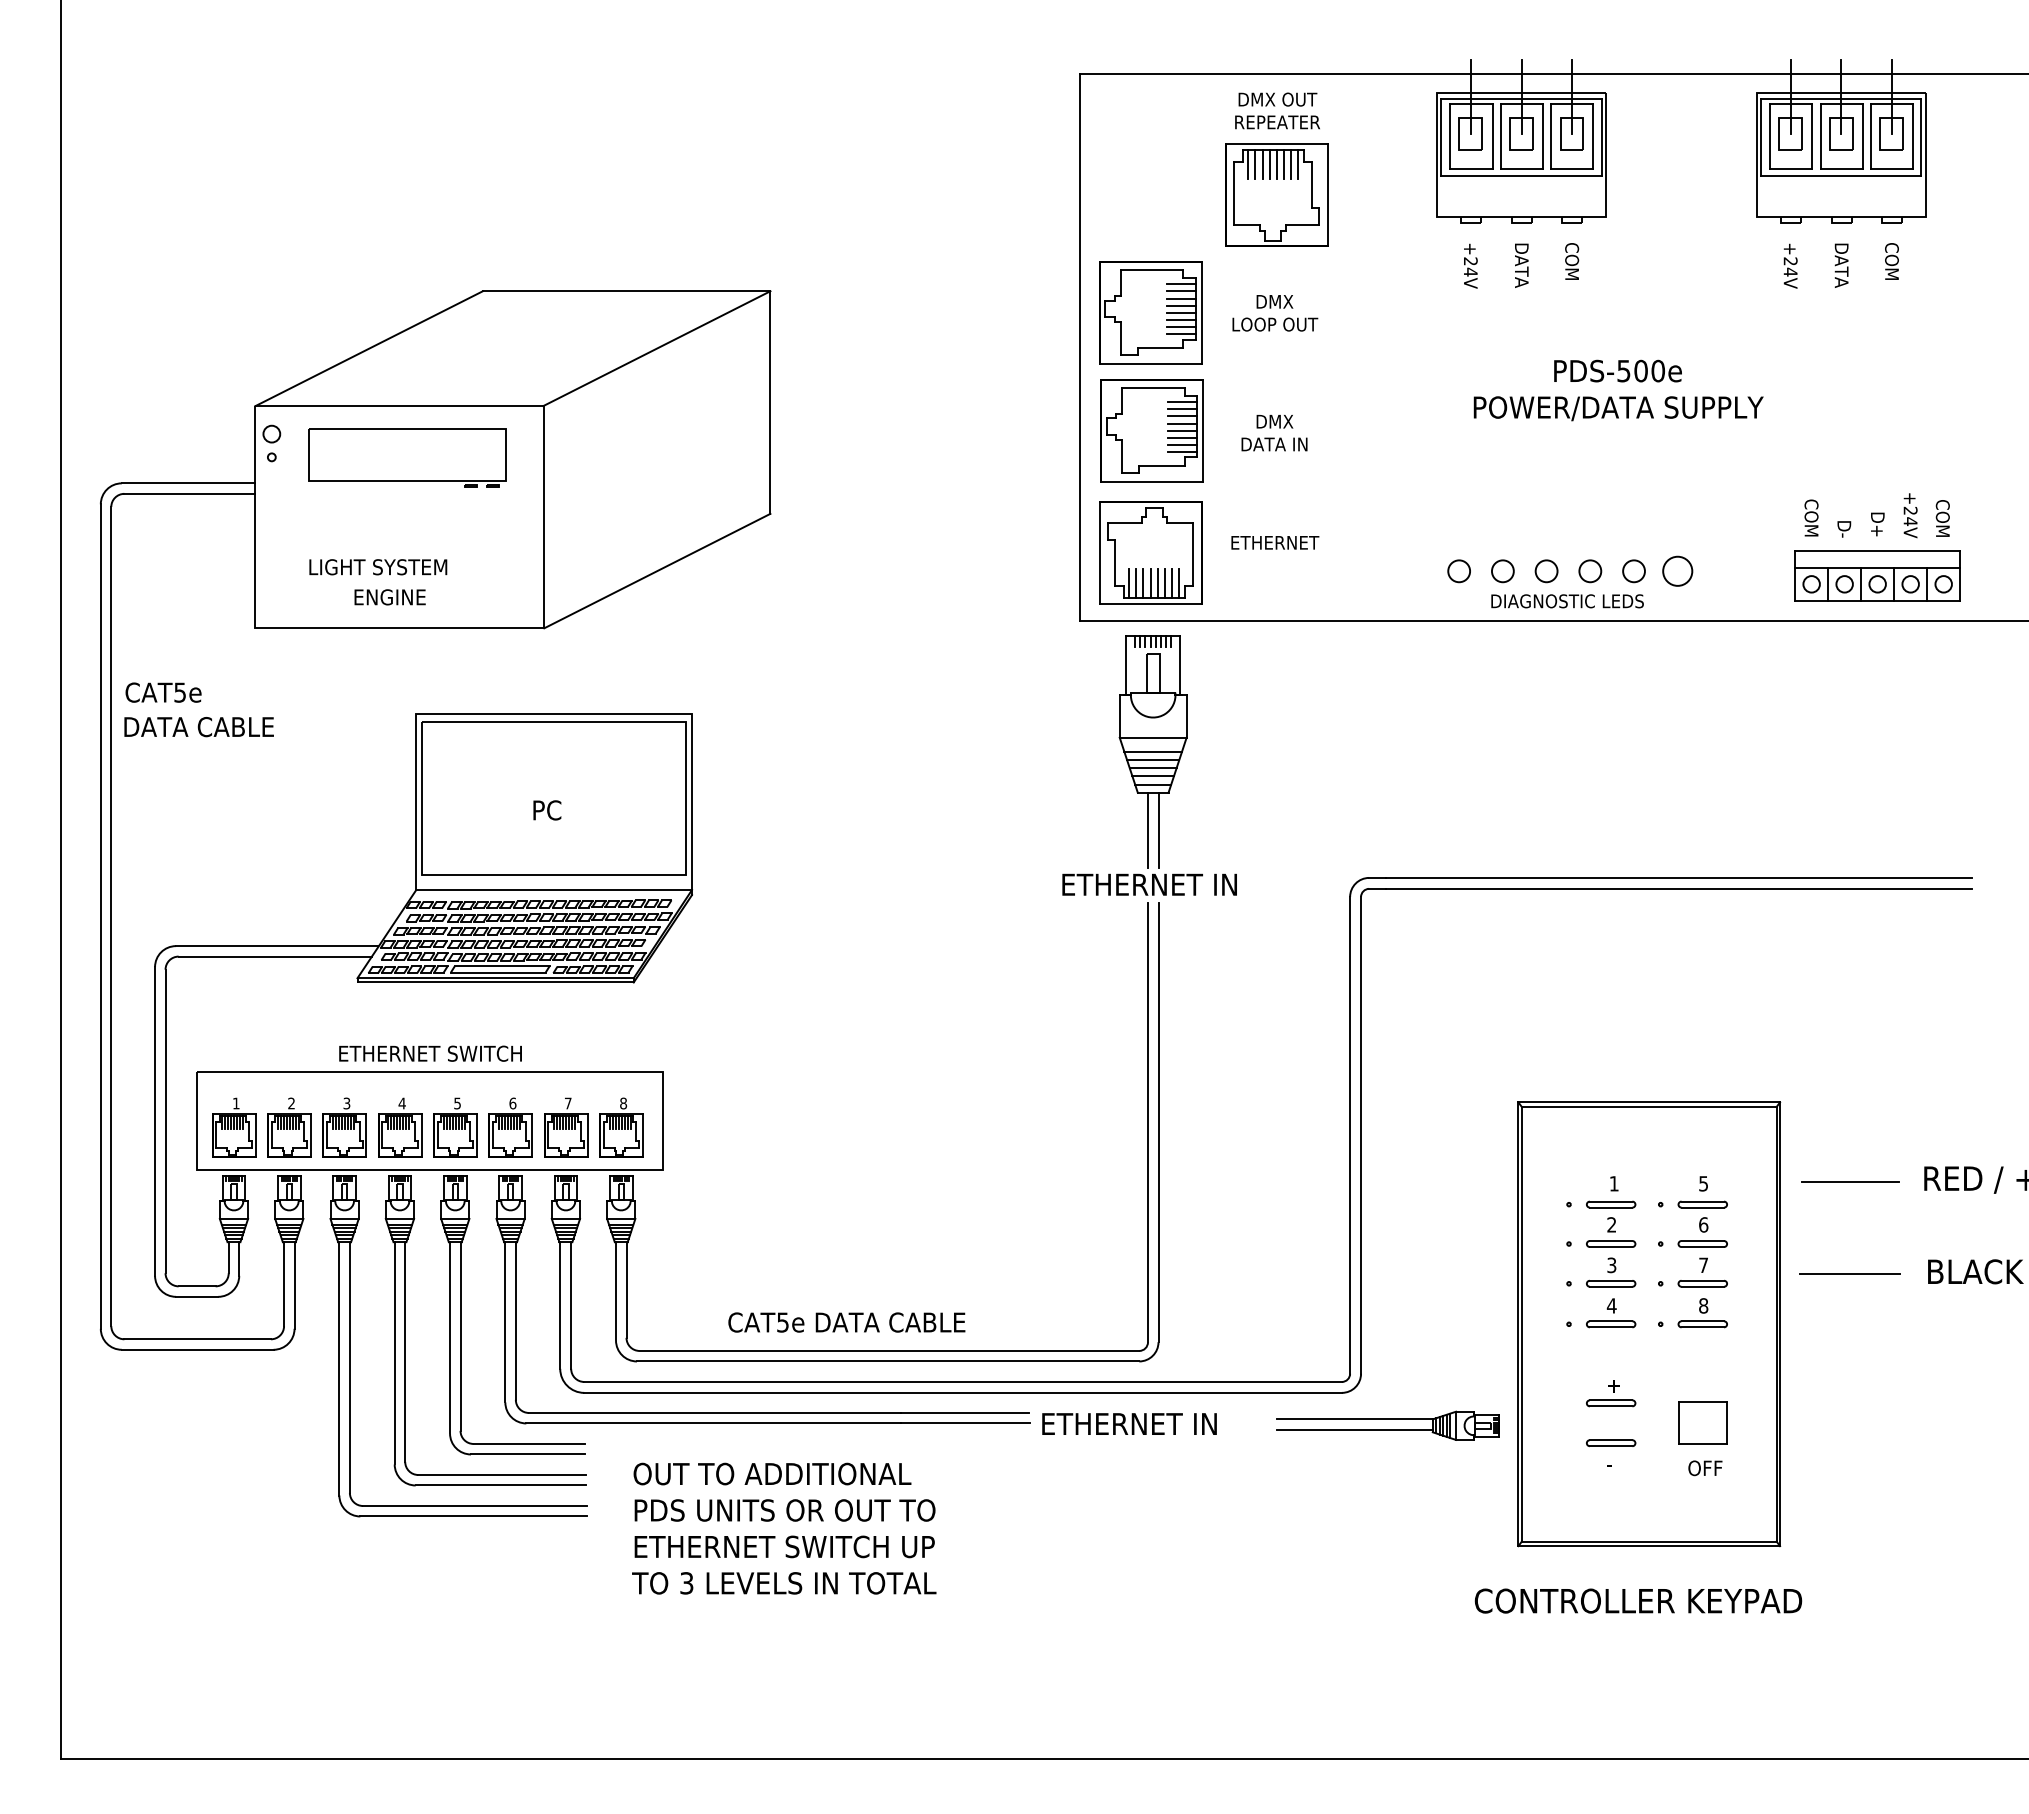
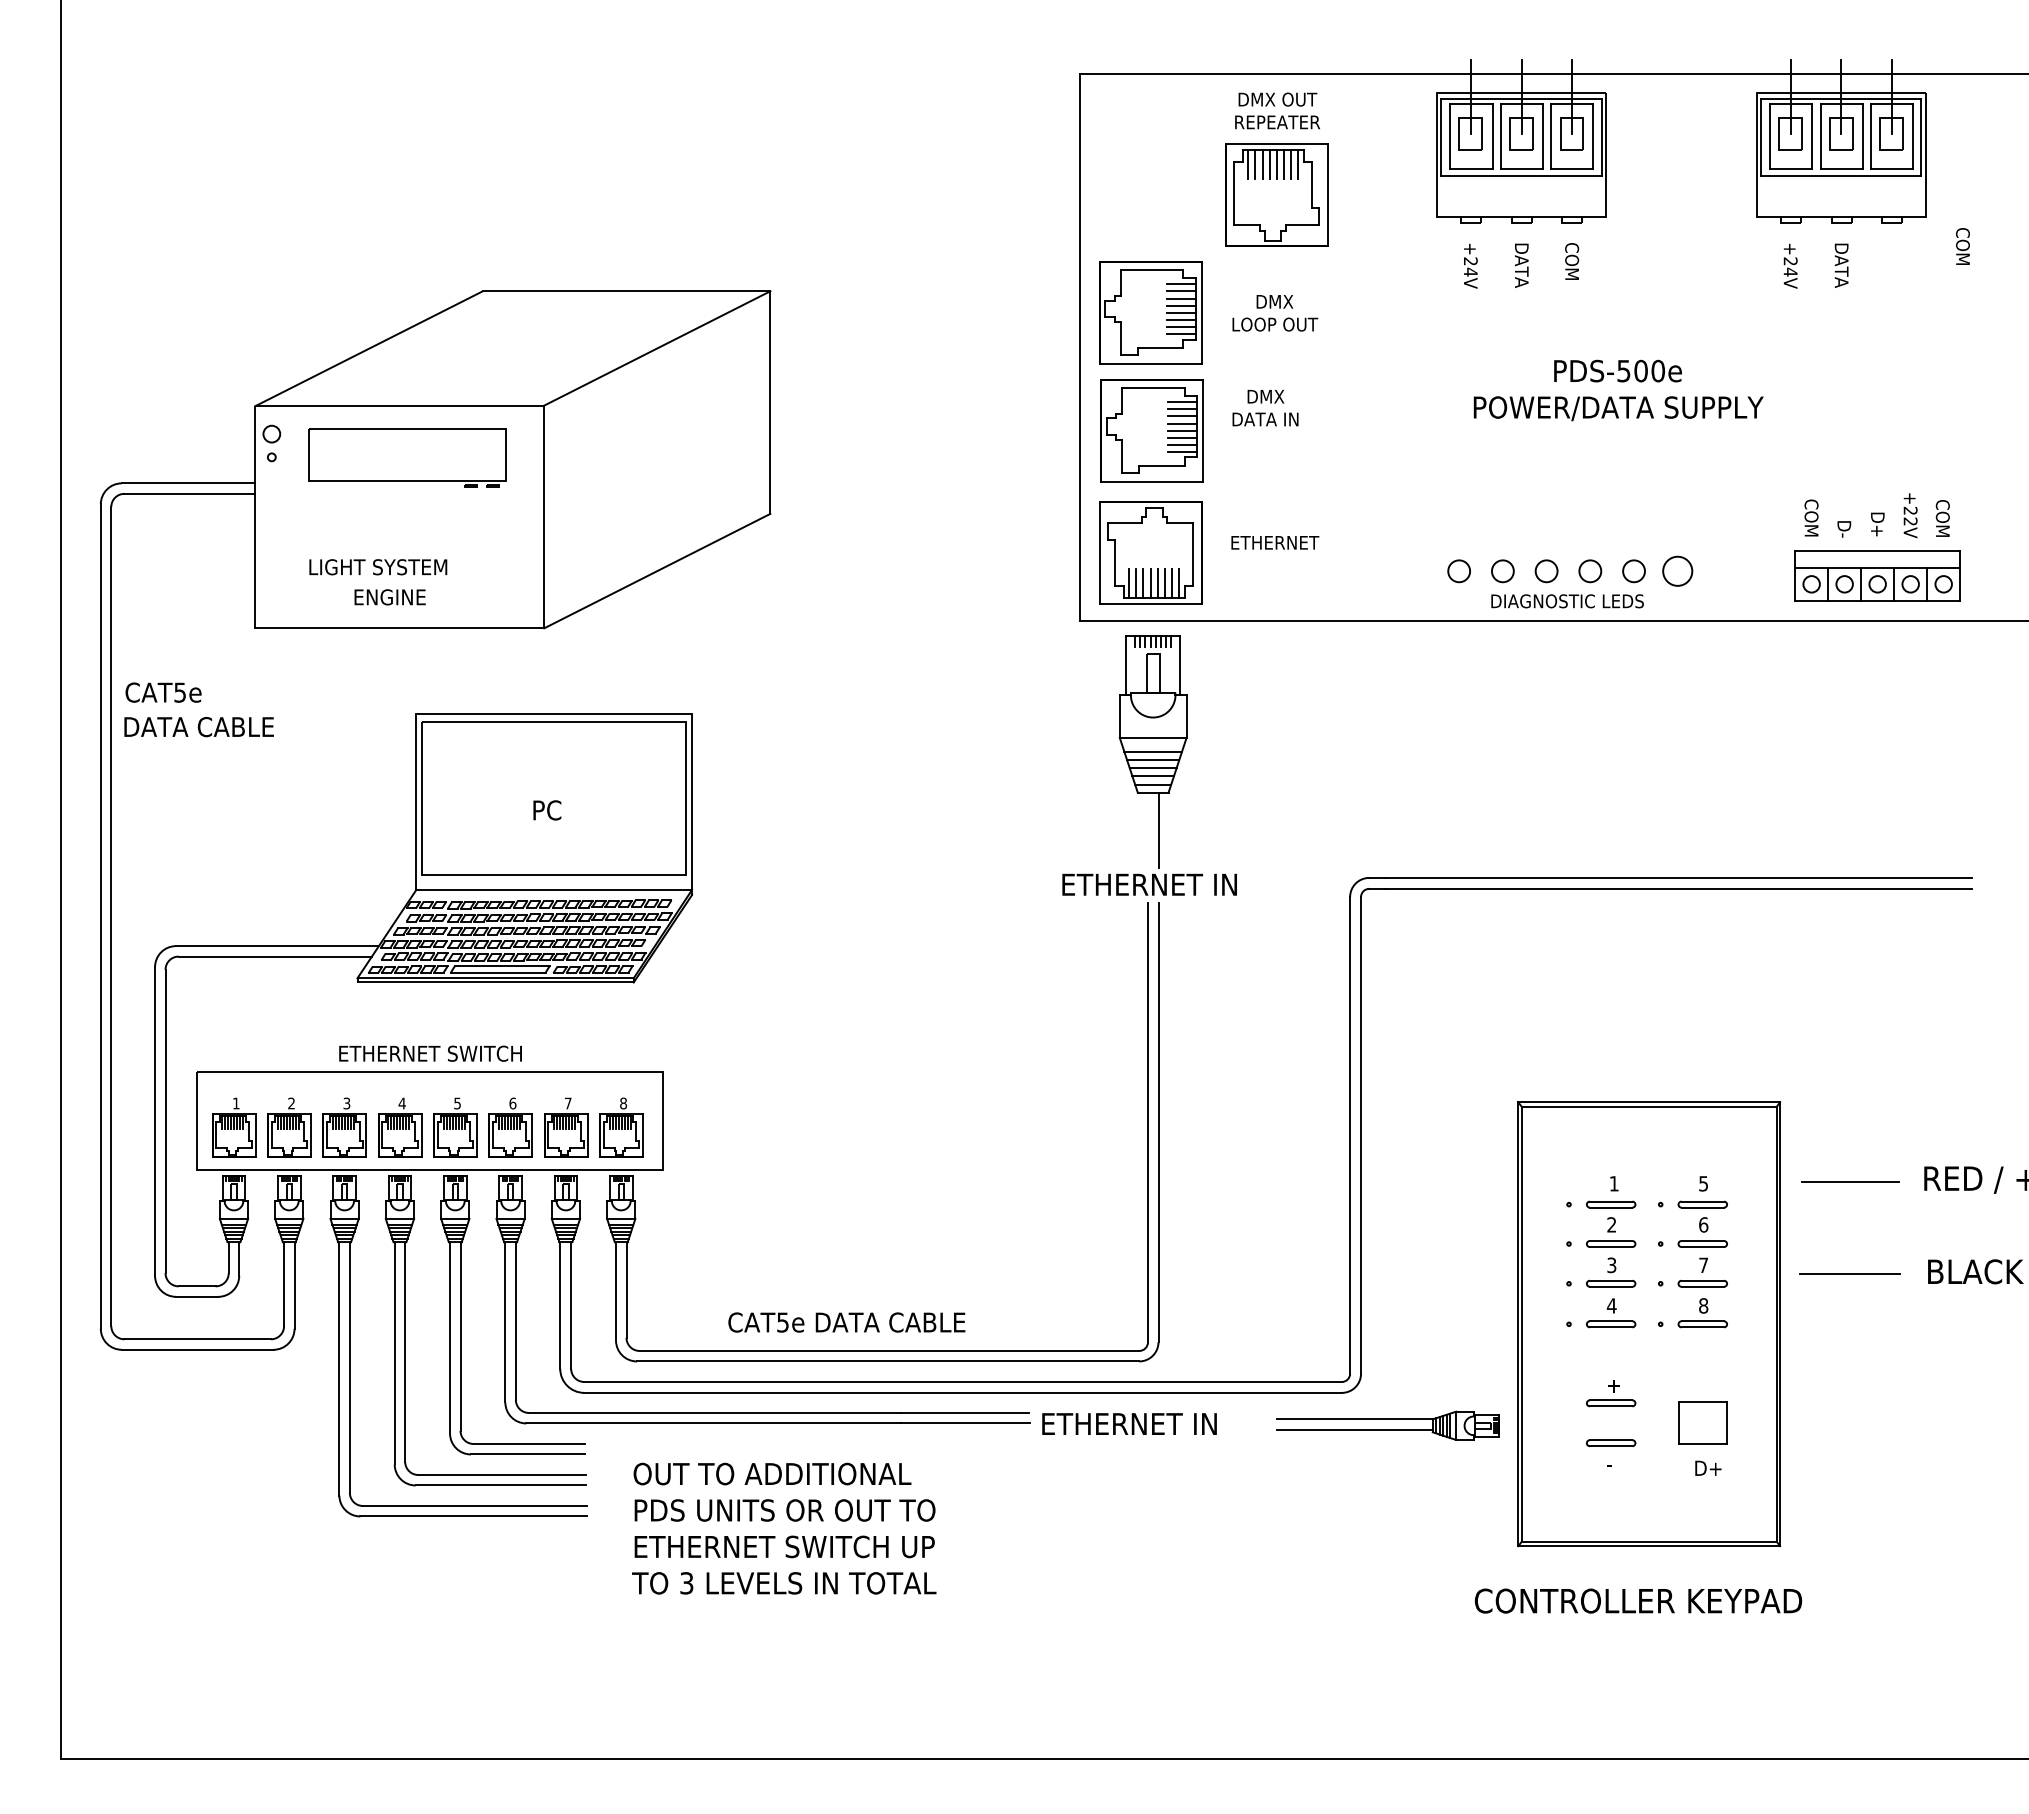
text position: (1891, 261) -> (1962, 246) (1962, 246)
text position: (1274, 433) -> (1265, 408) (1265, 408)
text: +24V -> +22V (1910, 521)
line: present -> none (1148, 830)
text: OFF -> D+ (1705, 1468)
